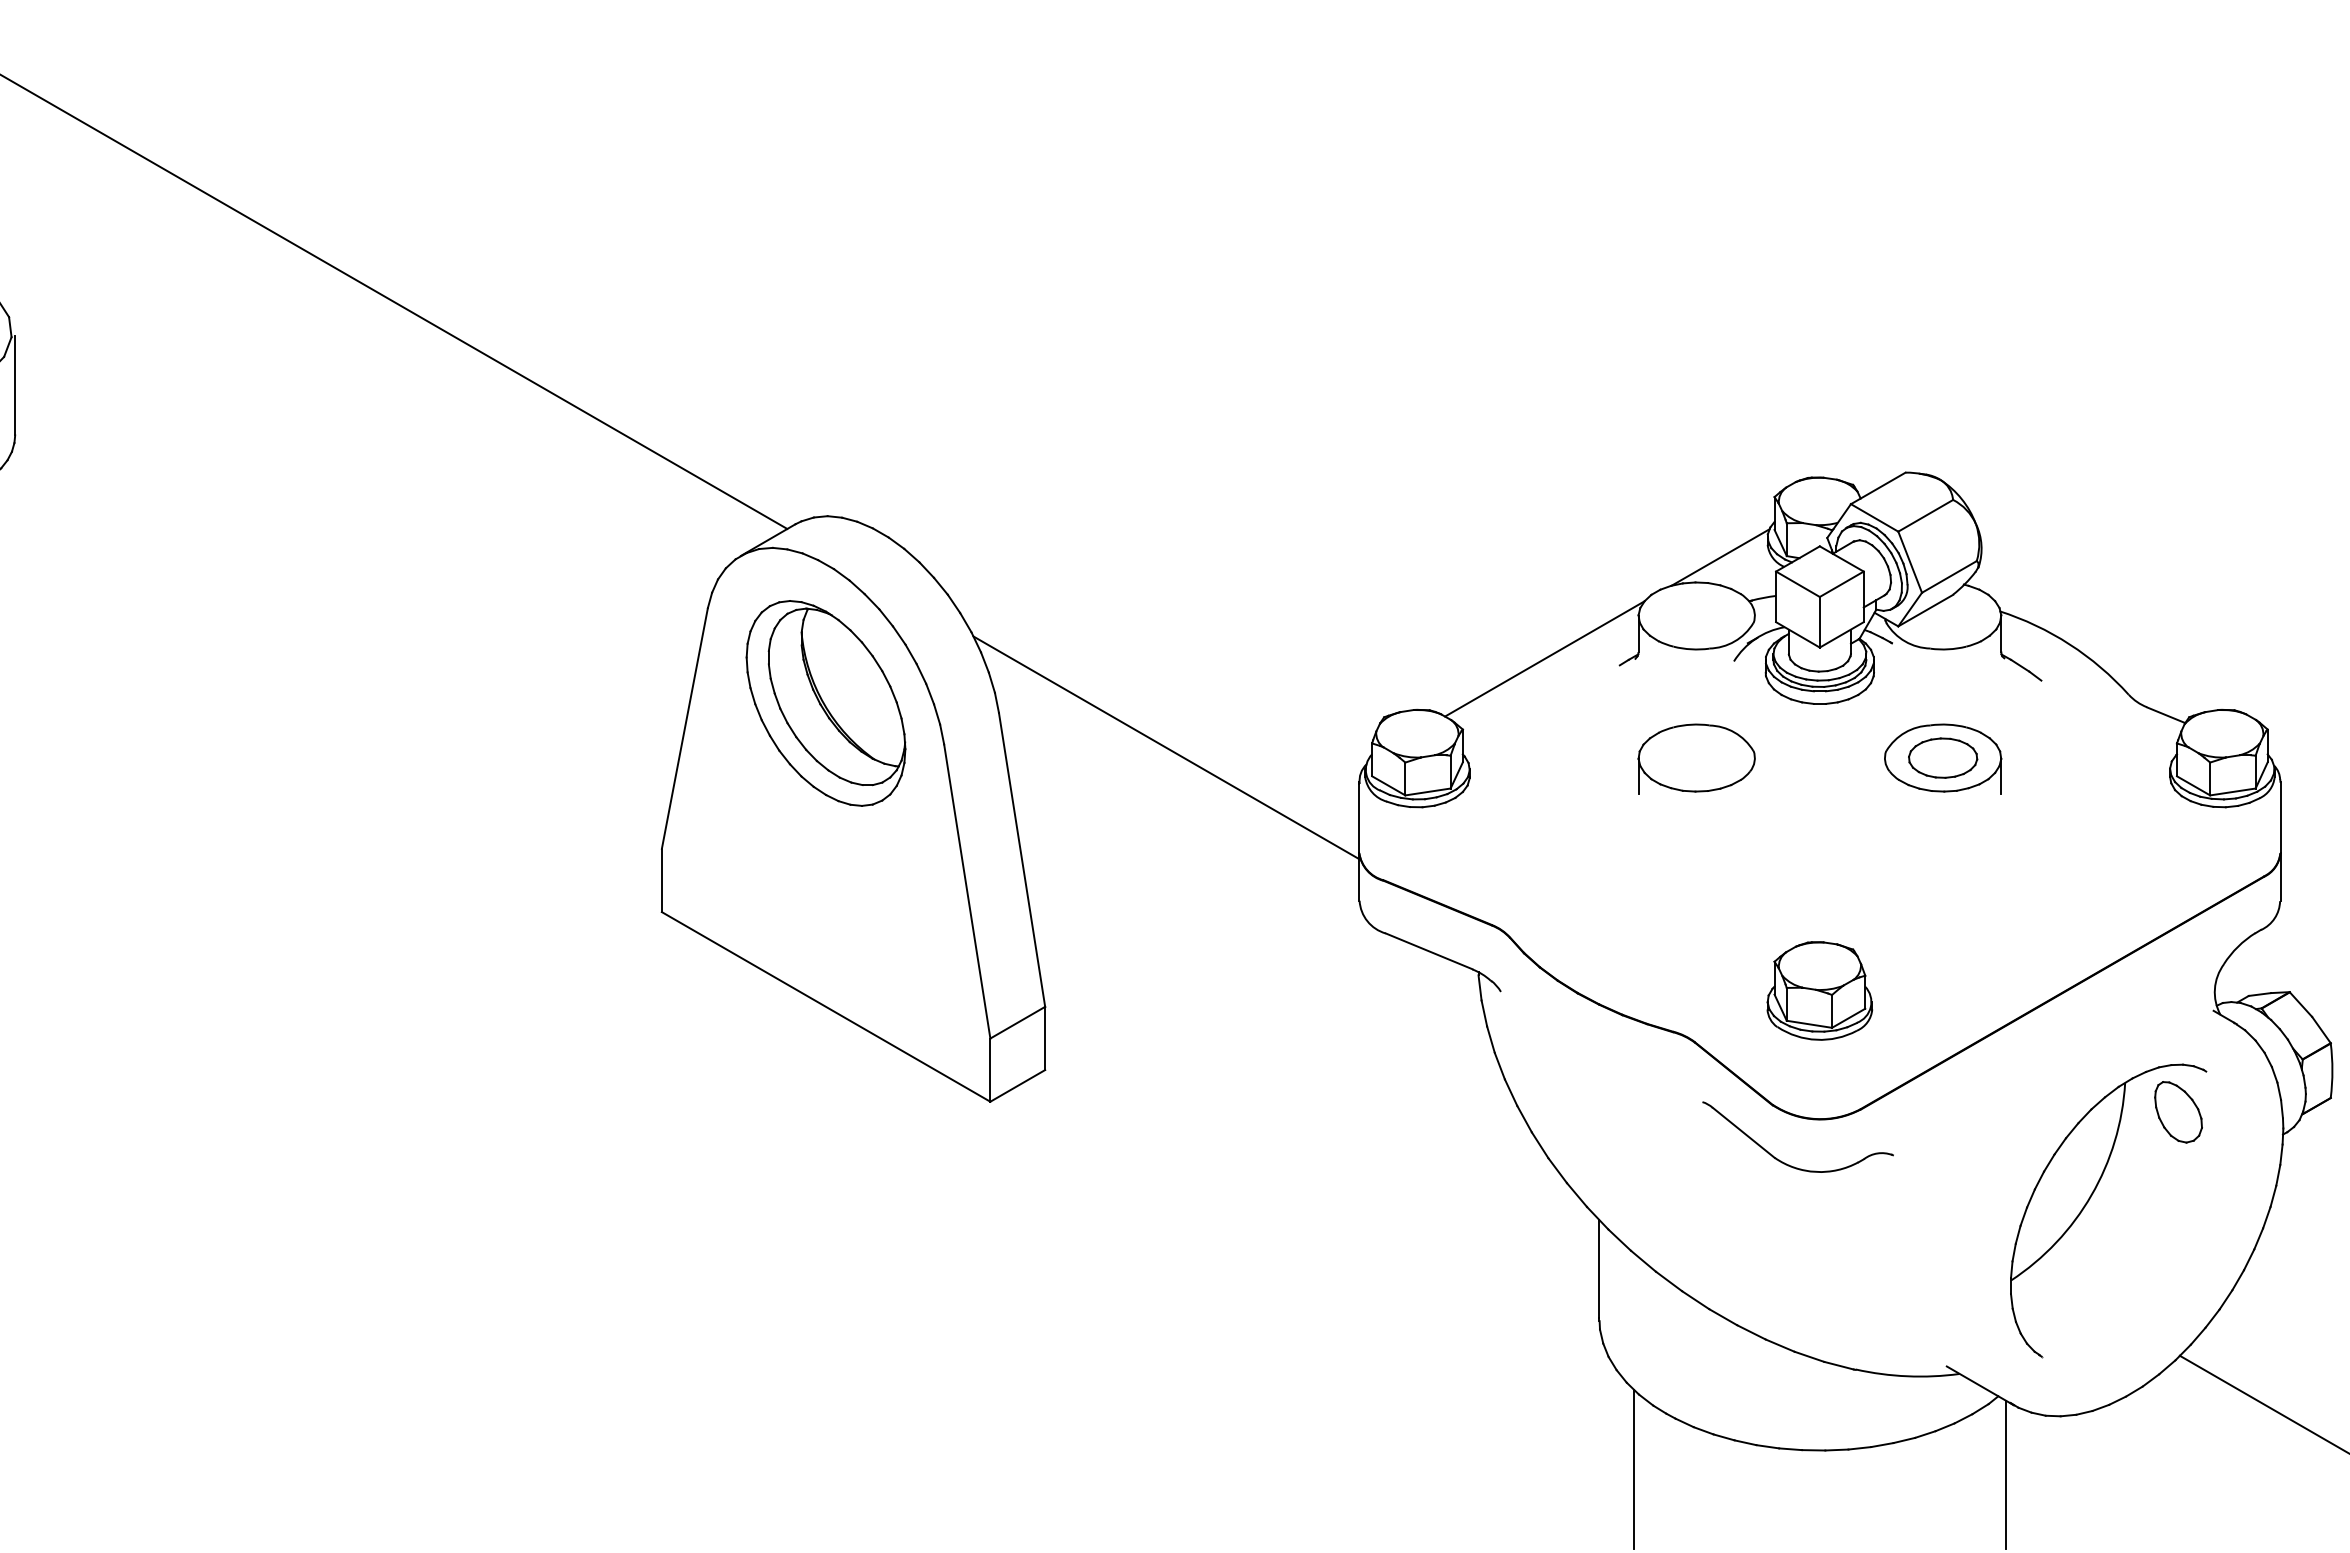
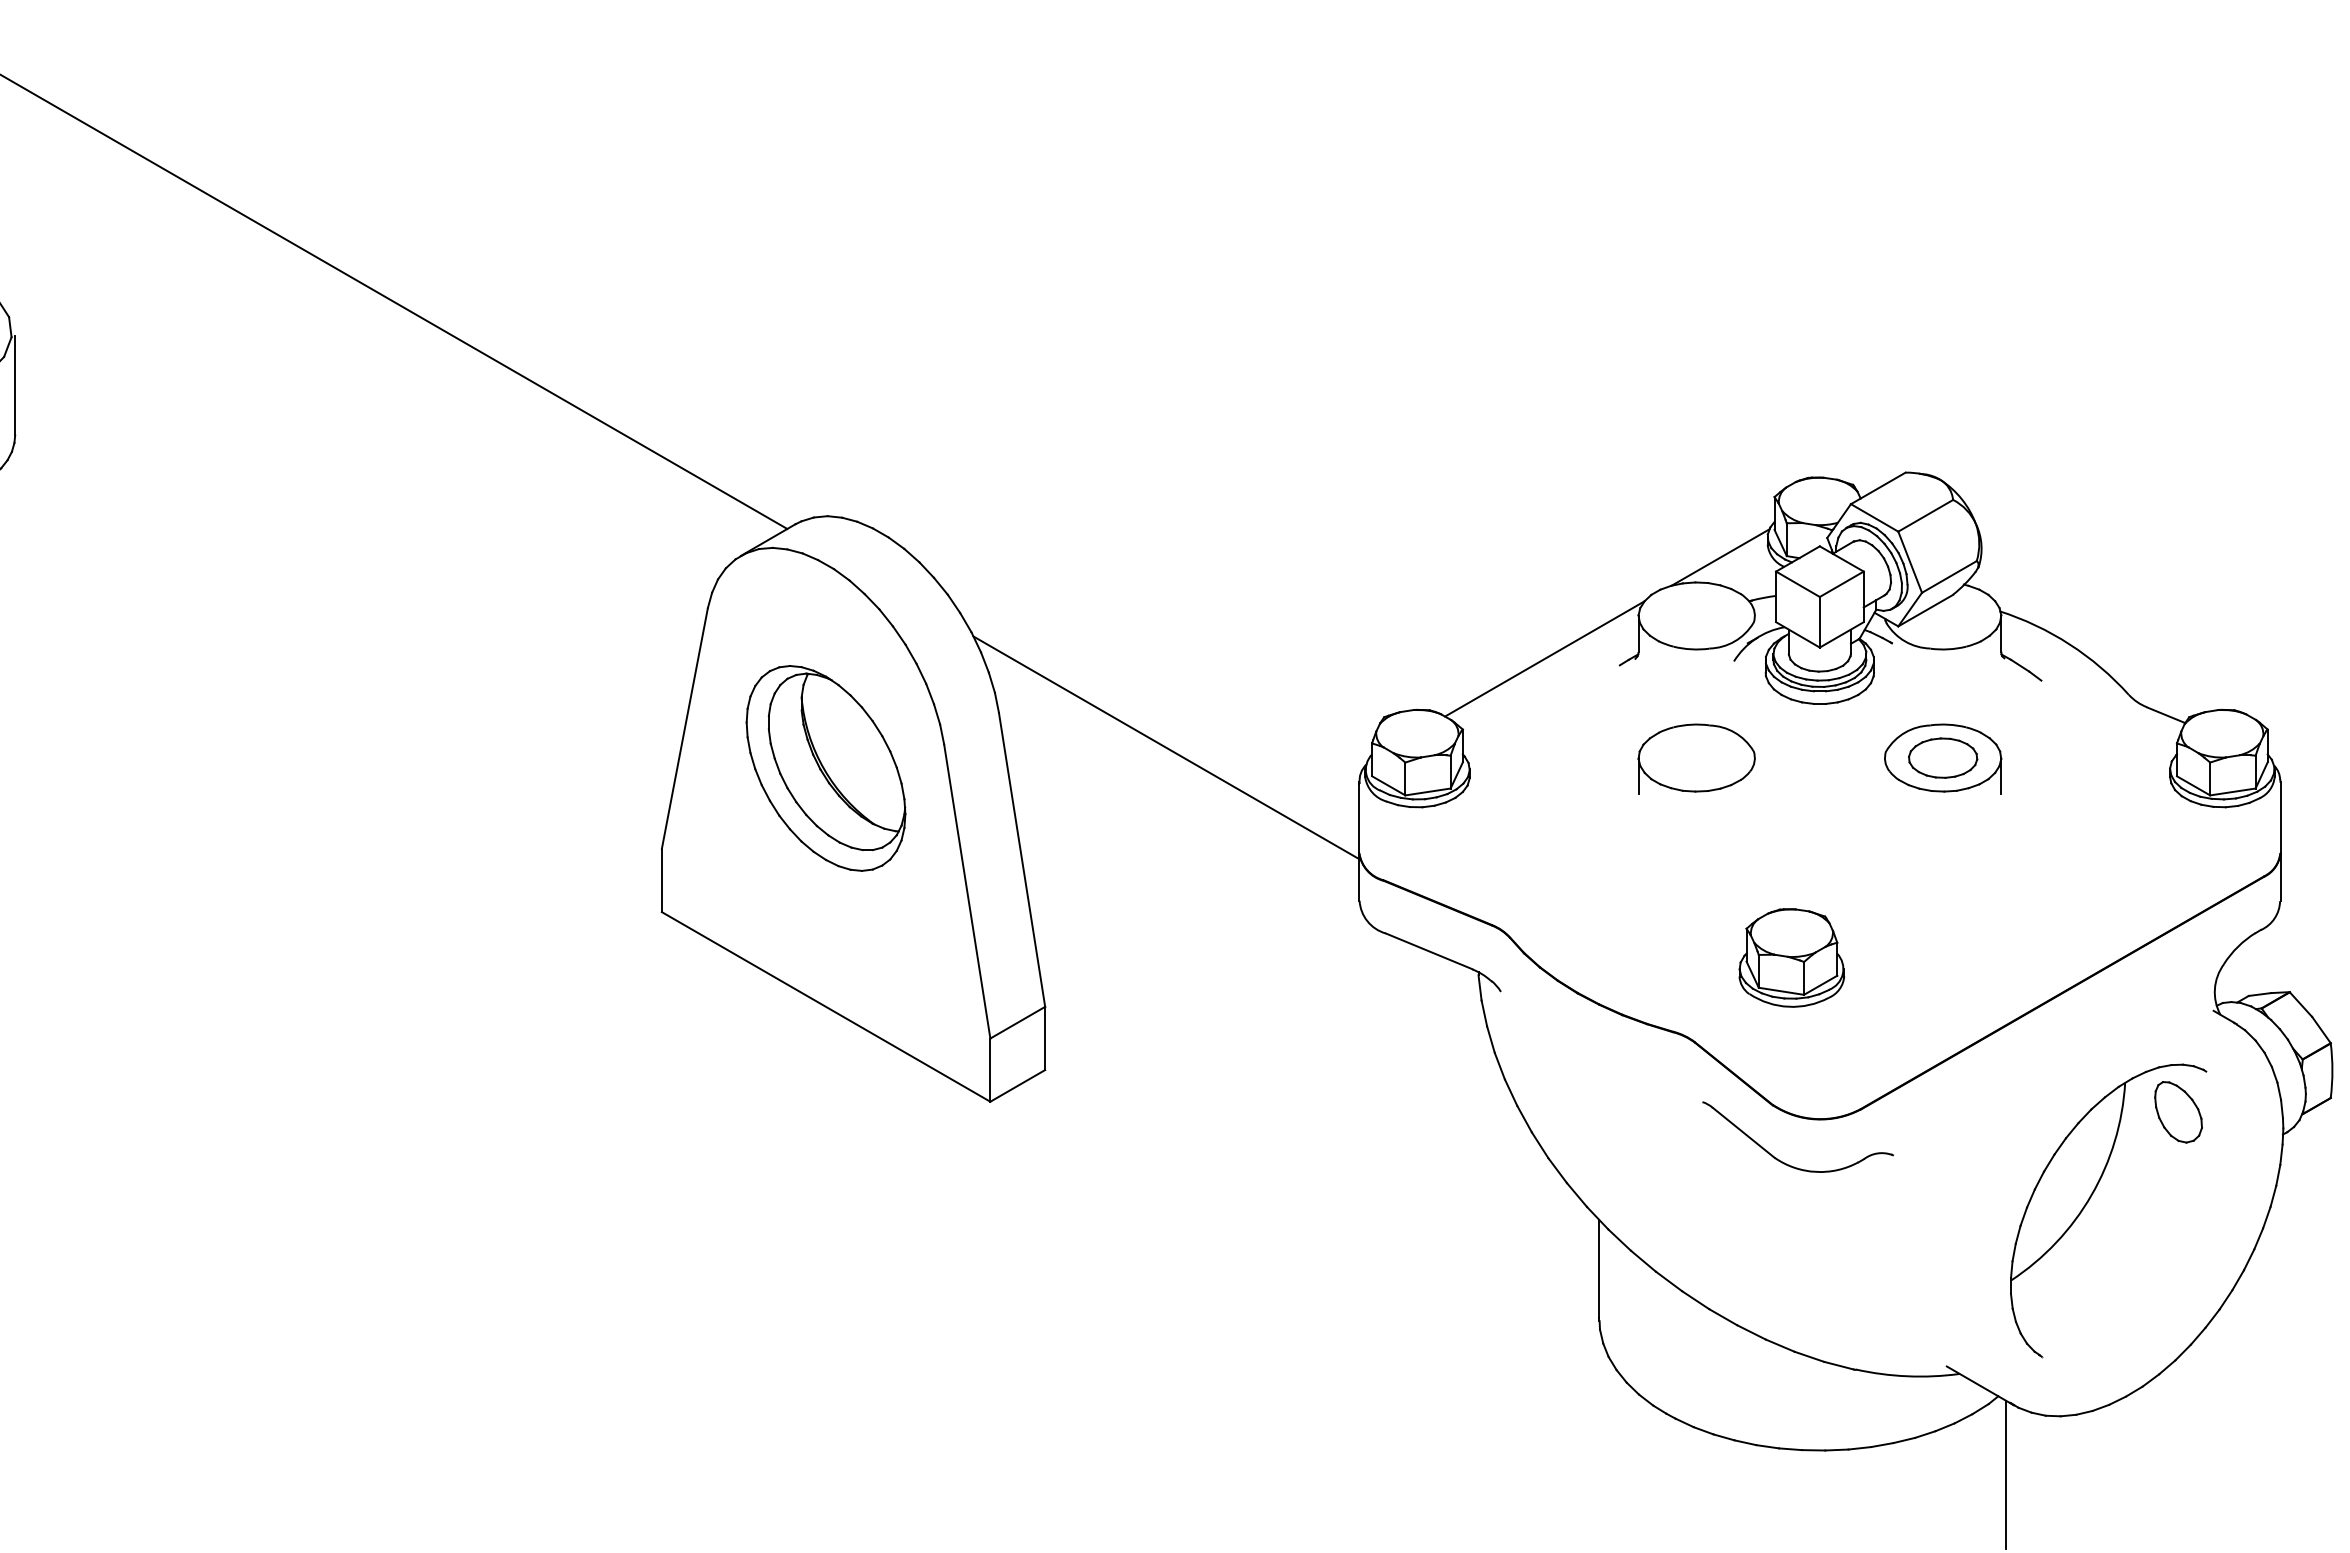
part position: (825, 703) -> (825, 768) (825, 768)
part position: (1819, 990) -> (1791, 957) (1791, 957)
line: present -> none (2262, 1403)
line: present -> none (1634, 1469)
